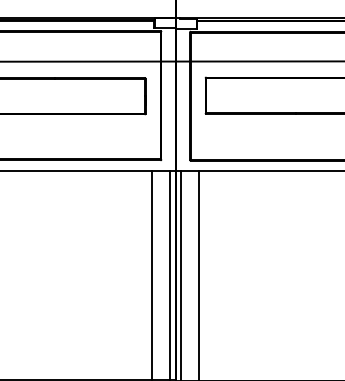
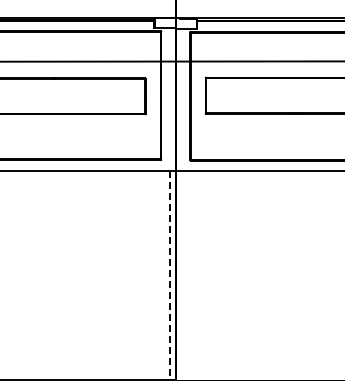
line: present -> none (152, 273)
line: present -> none (180, 273)
line: present -> none (198, 273)
line: solid -> dashed (170, 275)
